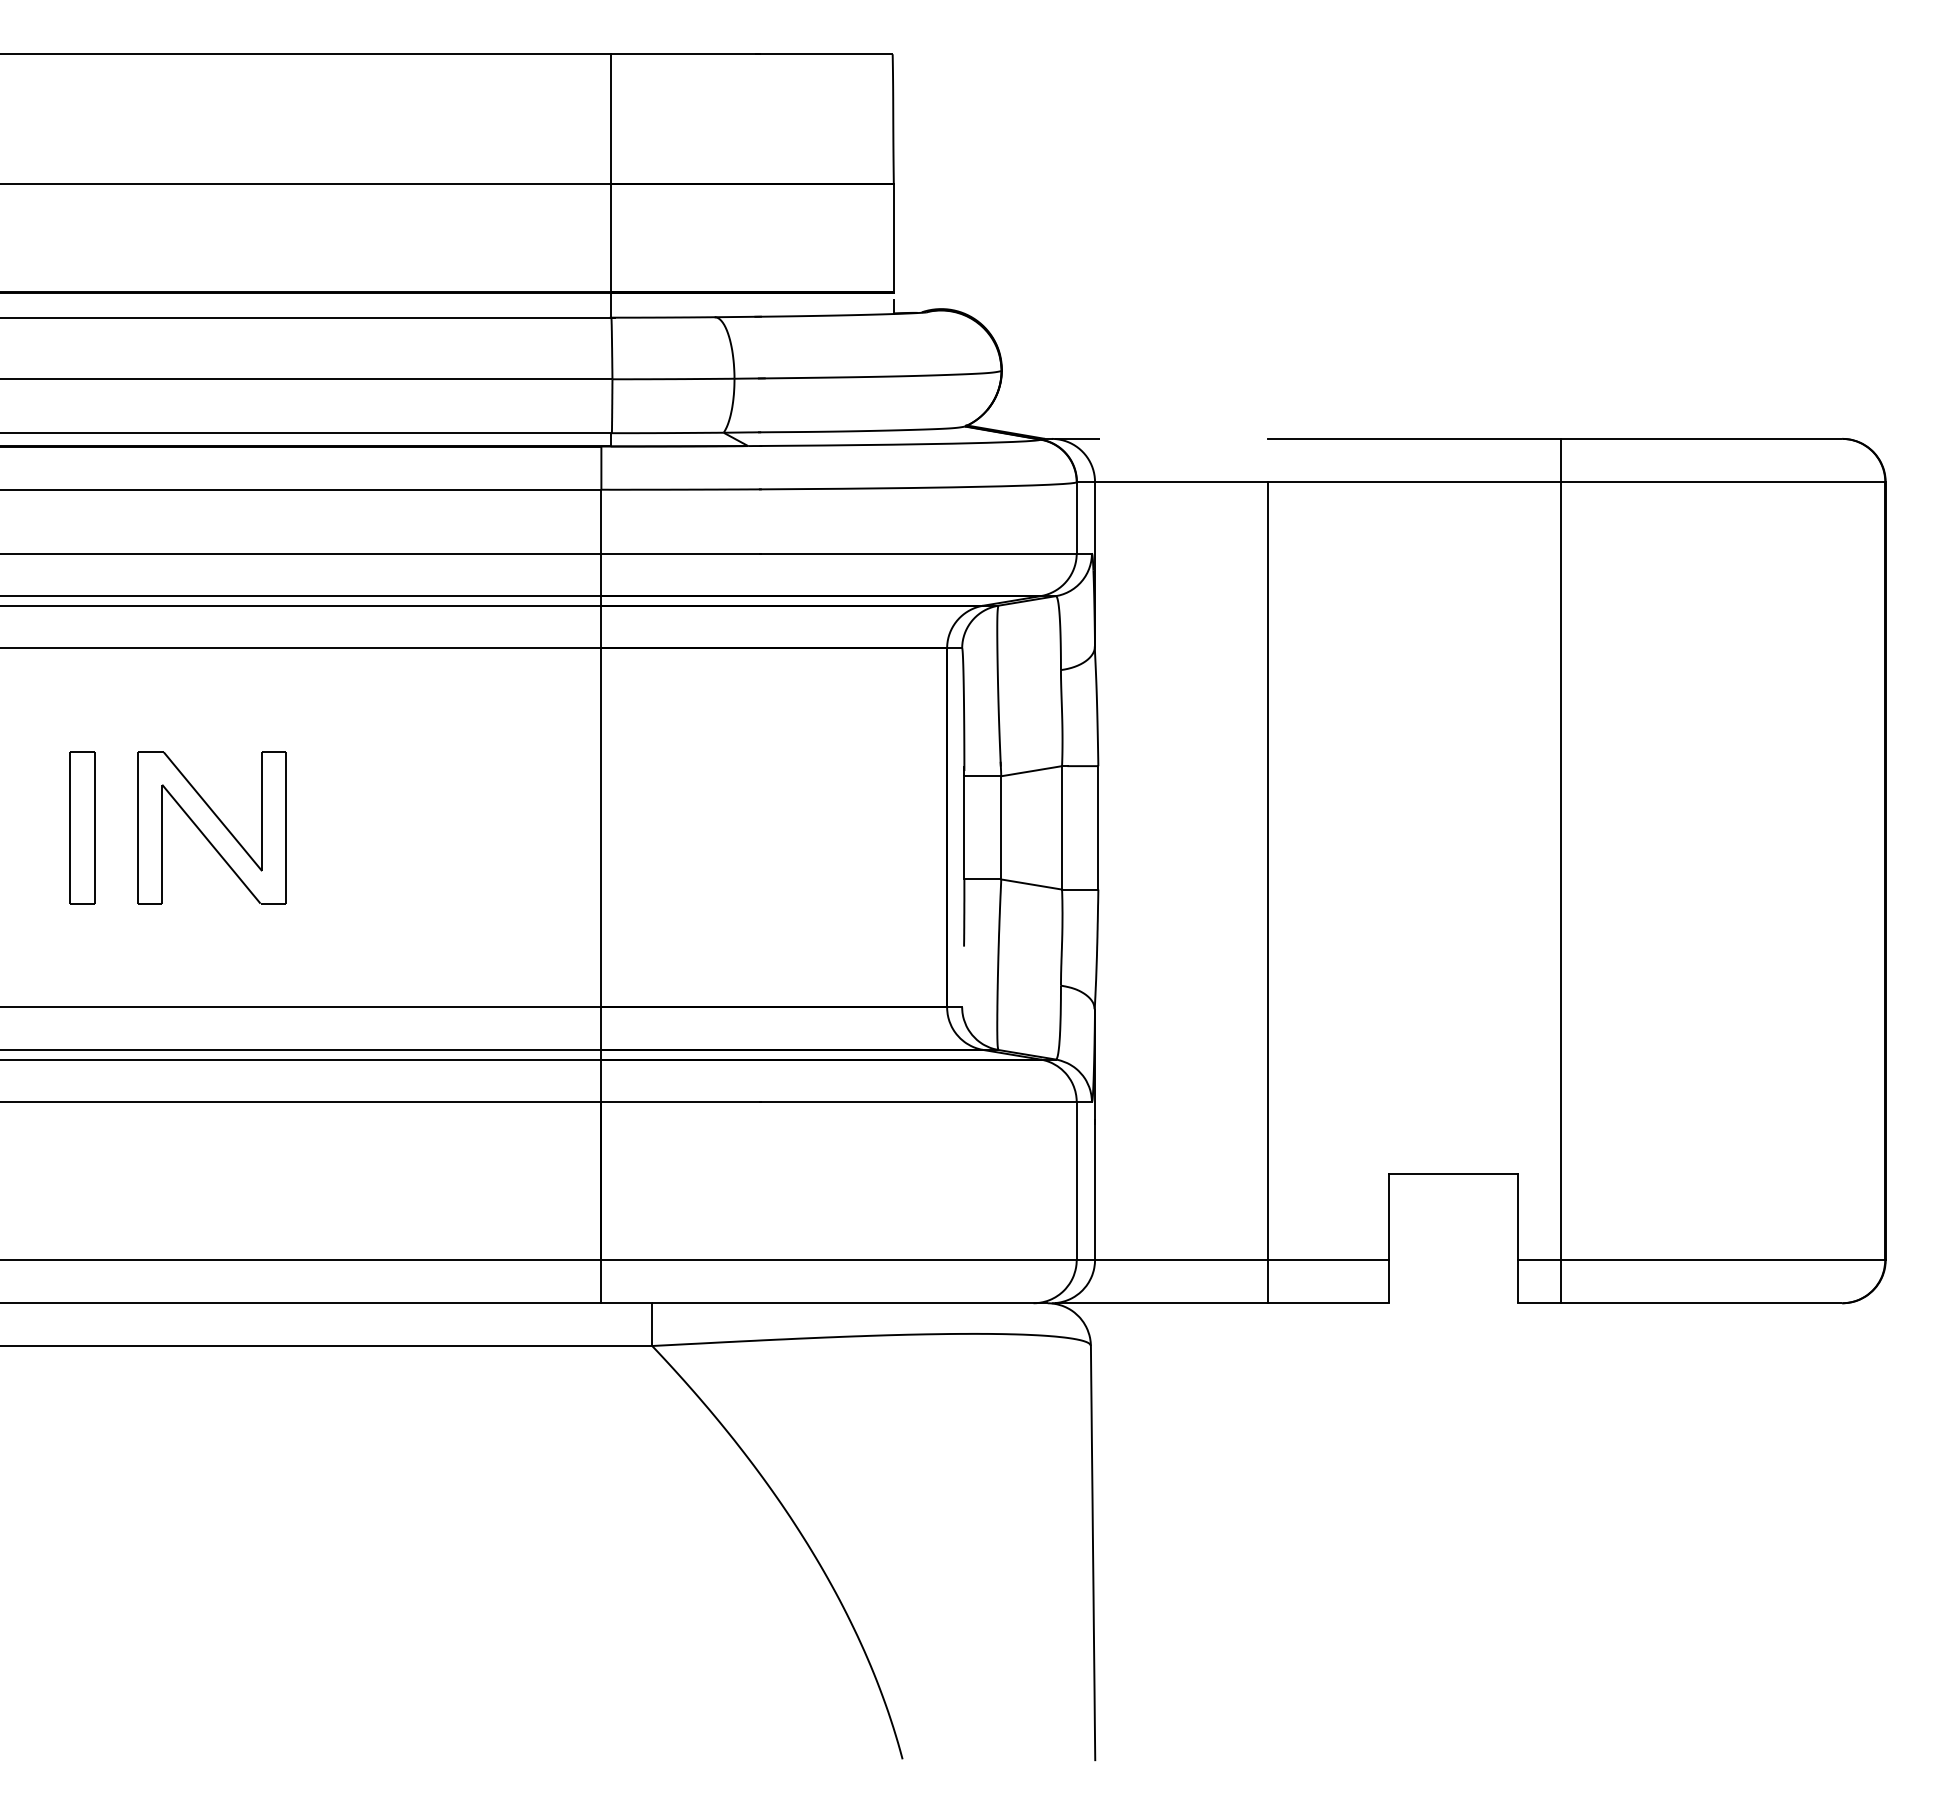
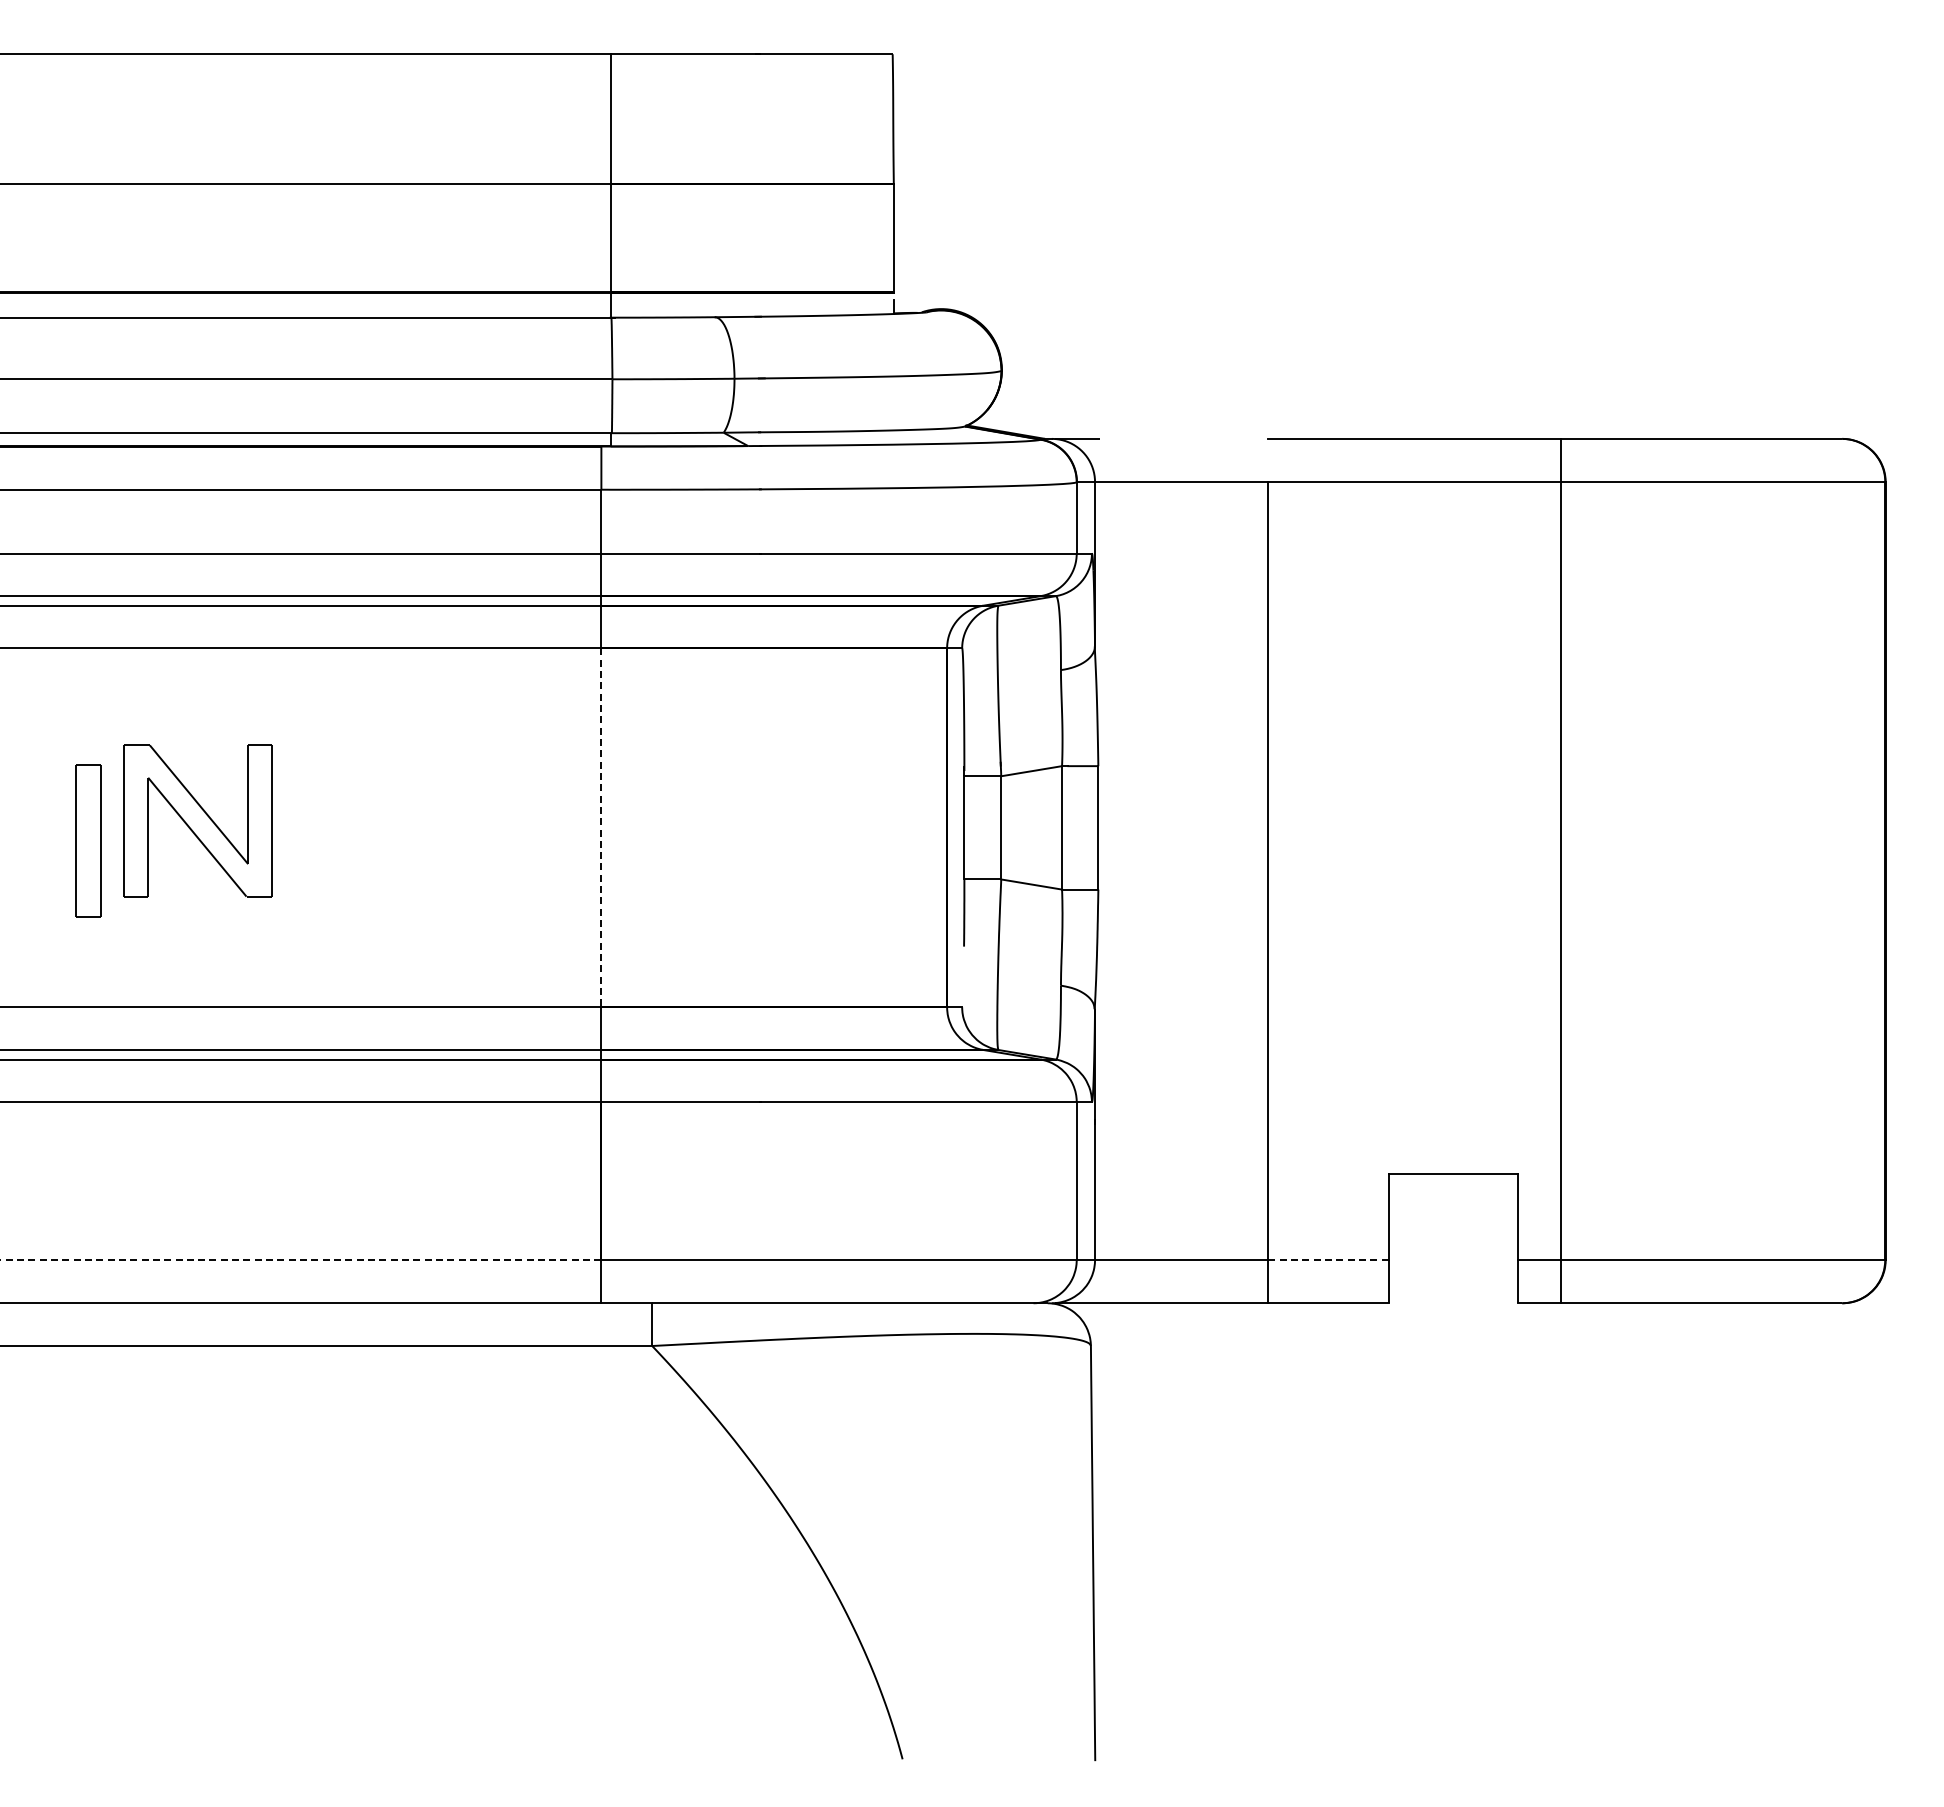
part position: (82, 827) -> (88, 840) (88, 840)
part position: (211, 827) -> (197, 820) (197, 820)
line: solid -> dashed (601, 828)
line: solid -> dashed (300, 1260)
line: solid -> dashed (1327, 1260)
